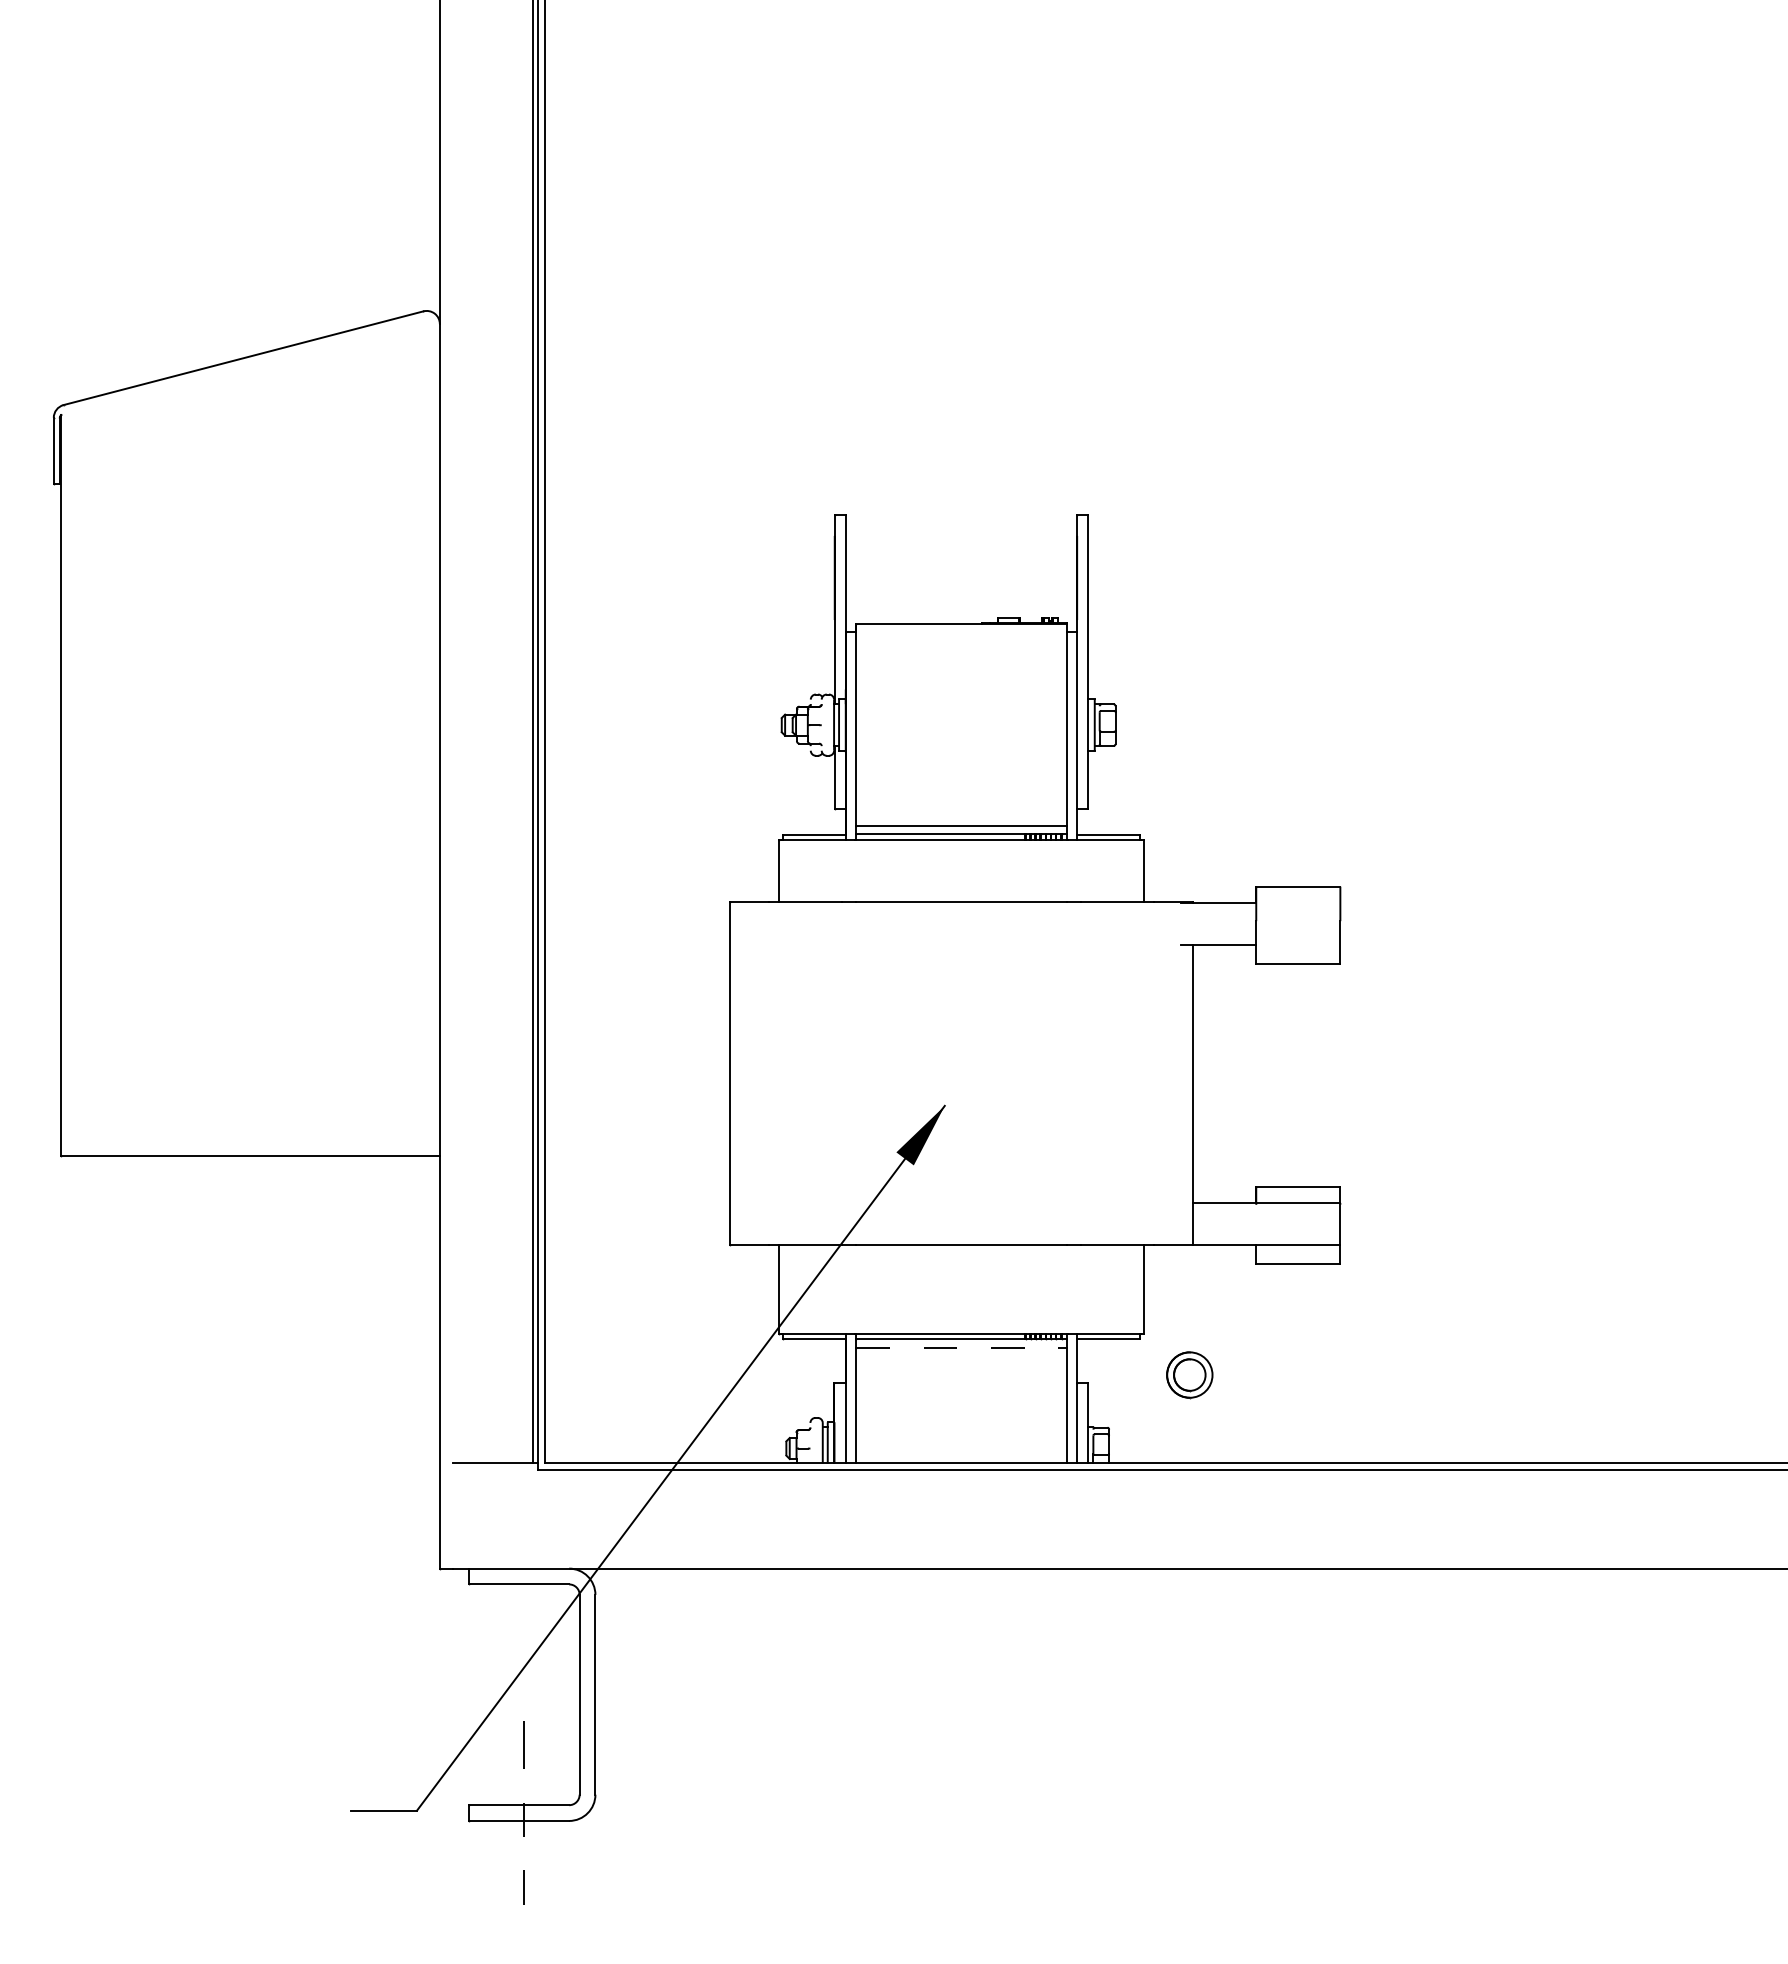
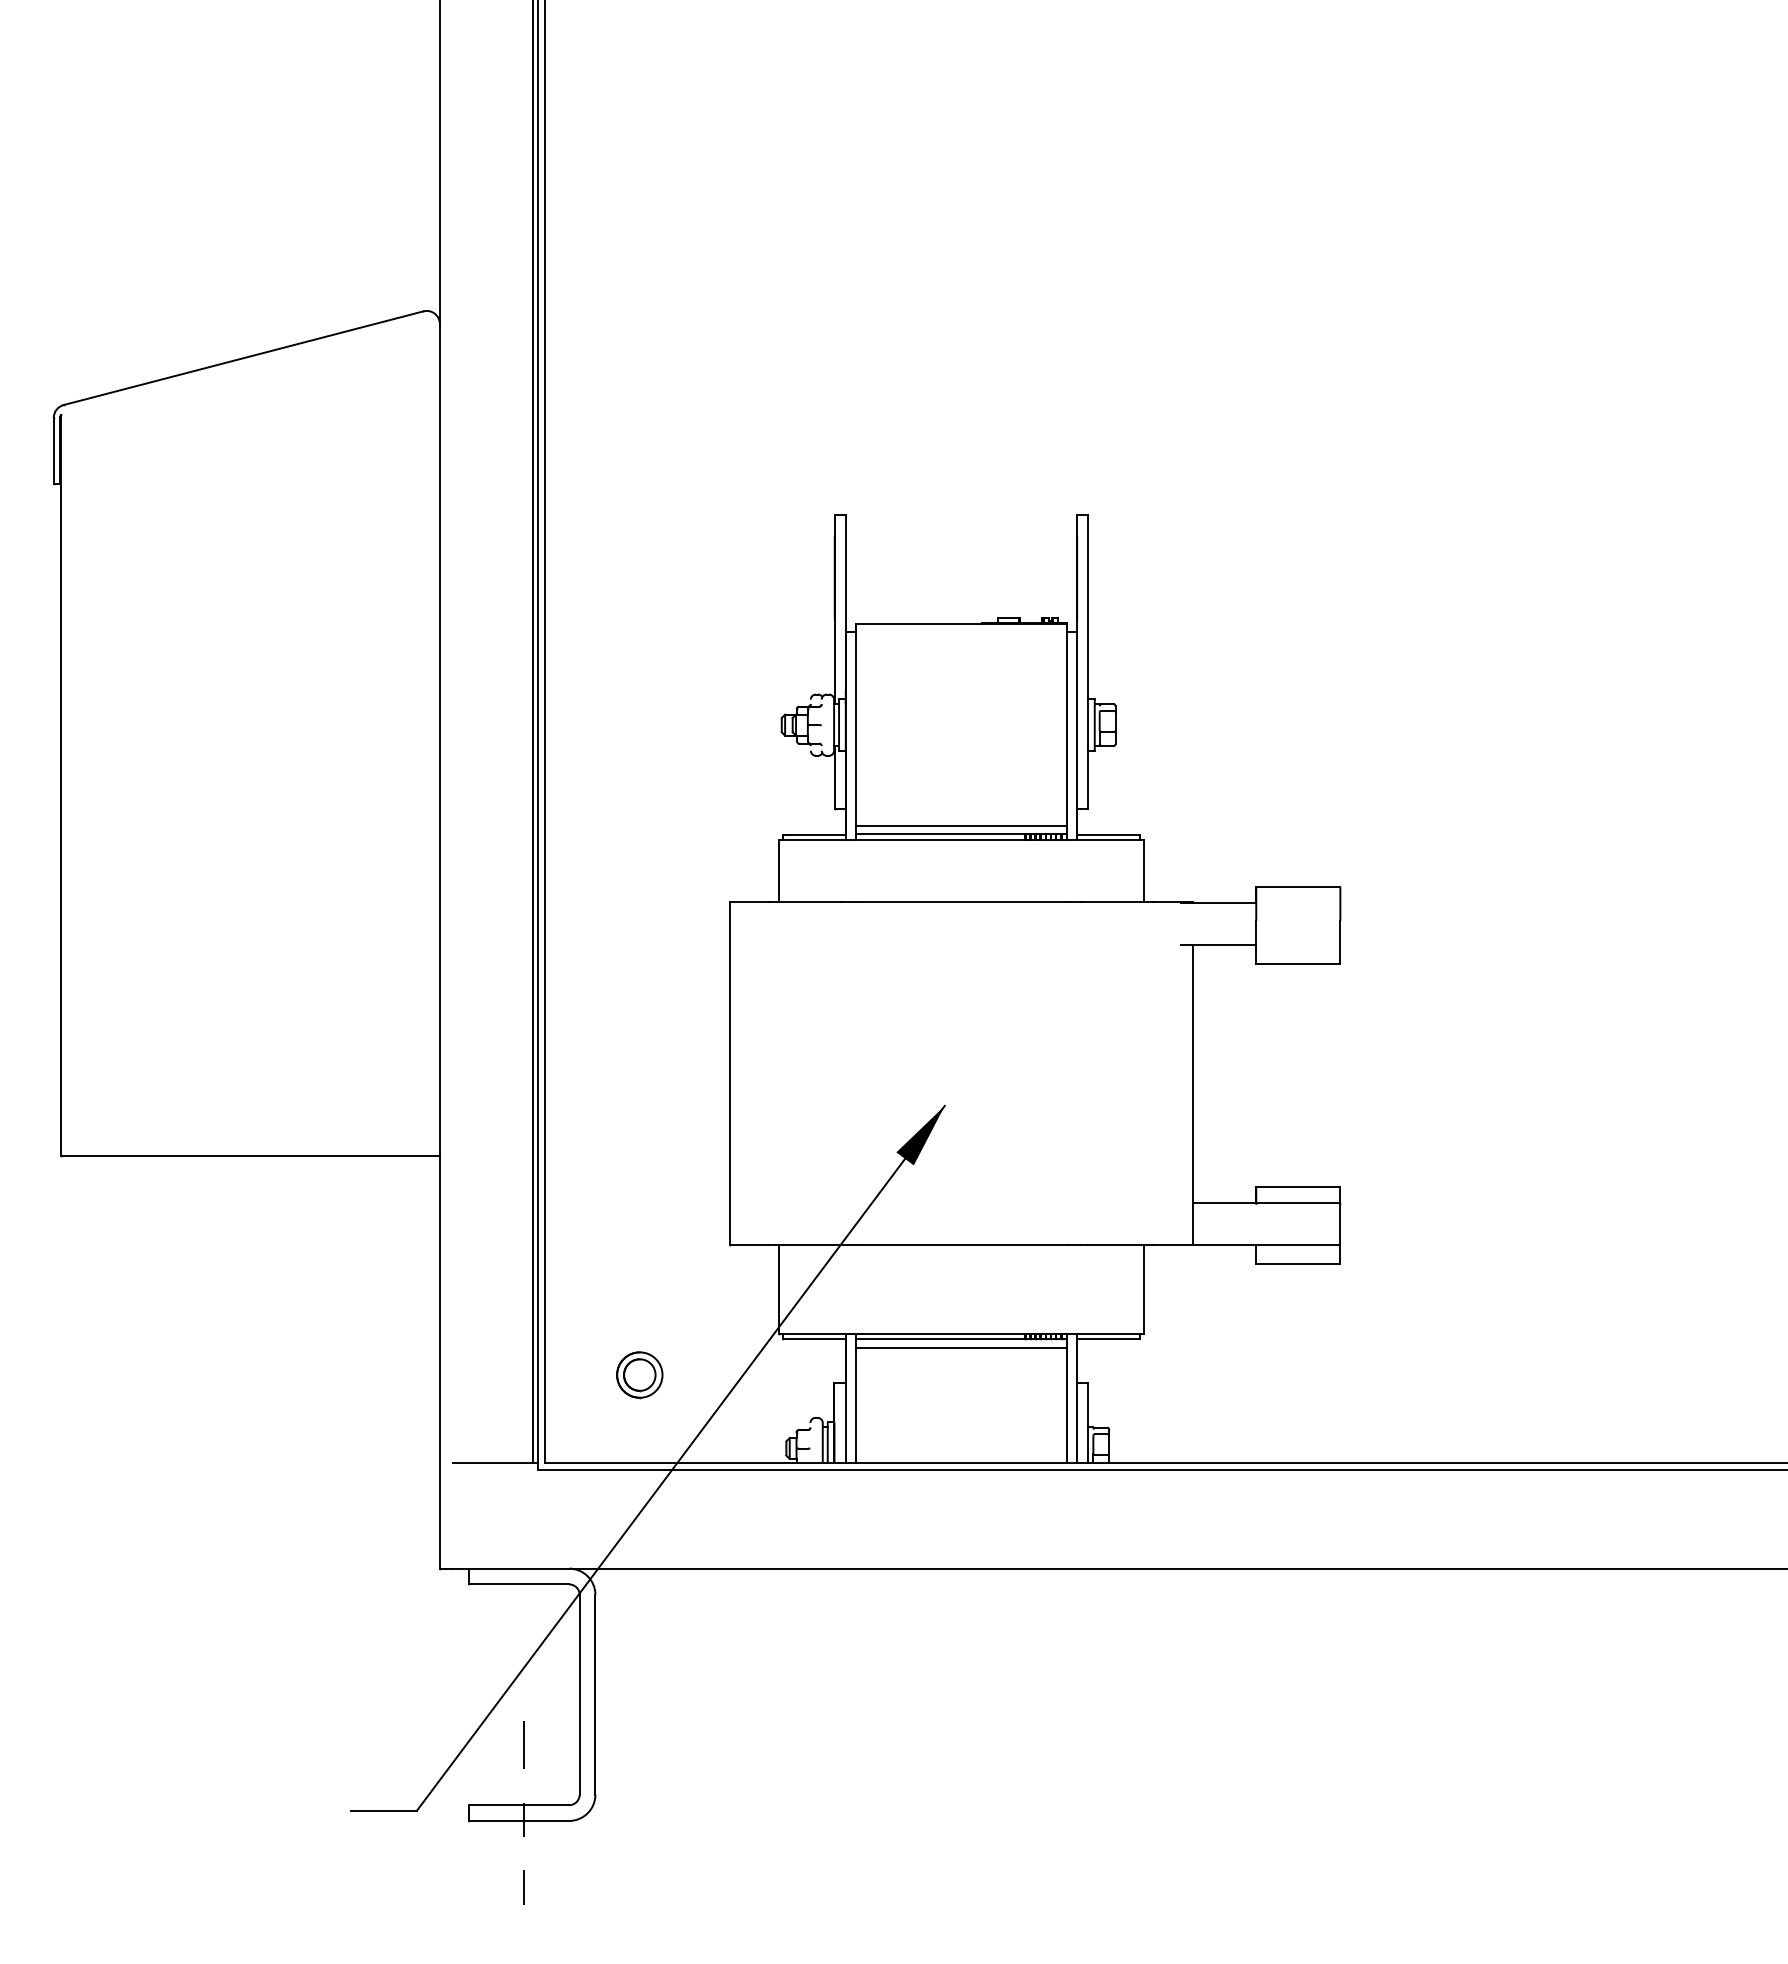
line: dashed -> solid (961, 1347)
part position: (1189, 1375) -> (639, 1375) (639, 1375)
